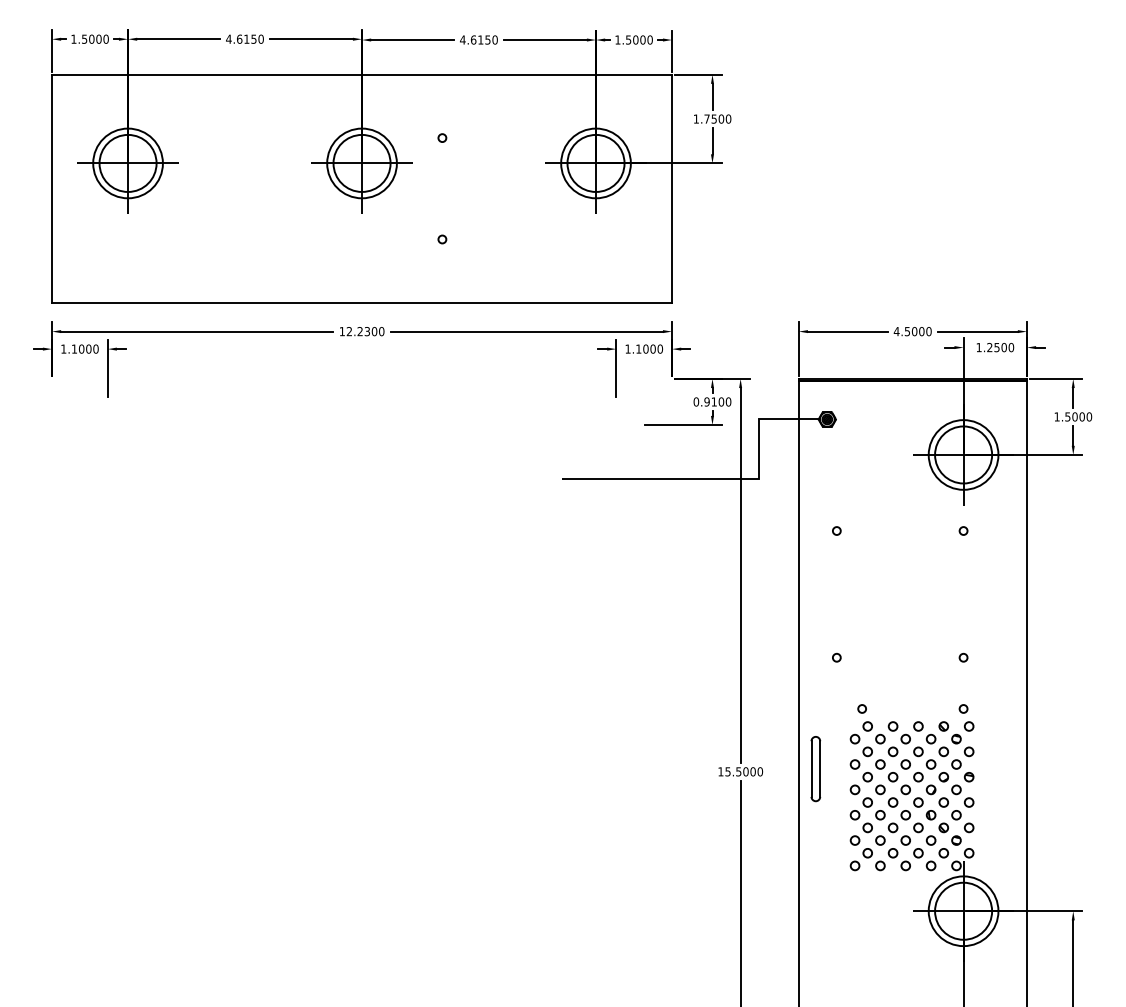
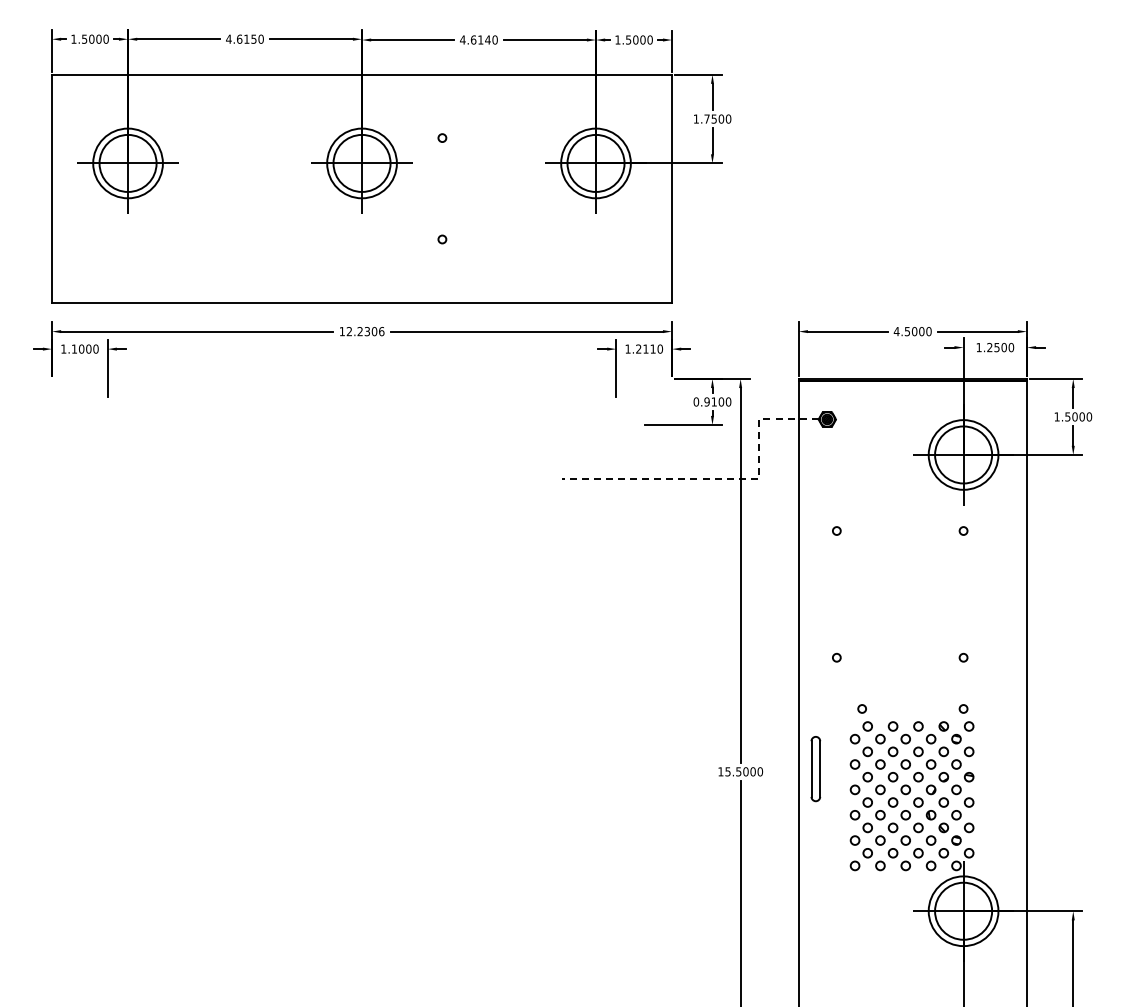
text: 4.6150 -> 4.6140 (487, 39)
text: 12.2300 -> 12.2306 (381, 331)
text: 1.1000 -> 1.2110 (645, 348)
line: solid -> dashed (721, 479)
